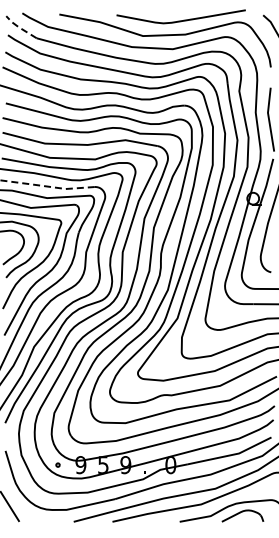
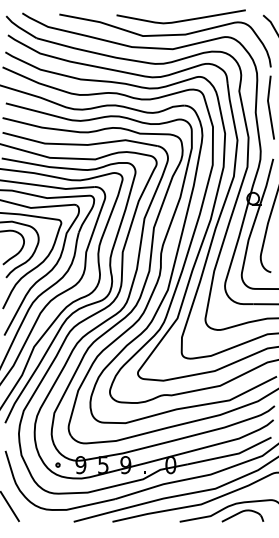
line: dashed -> solid (19, 27)
line position: (269, 119) -> (269, 107) (269, 107)
line: dashed -> solid (47, 186)
